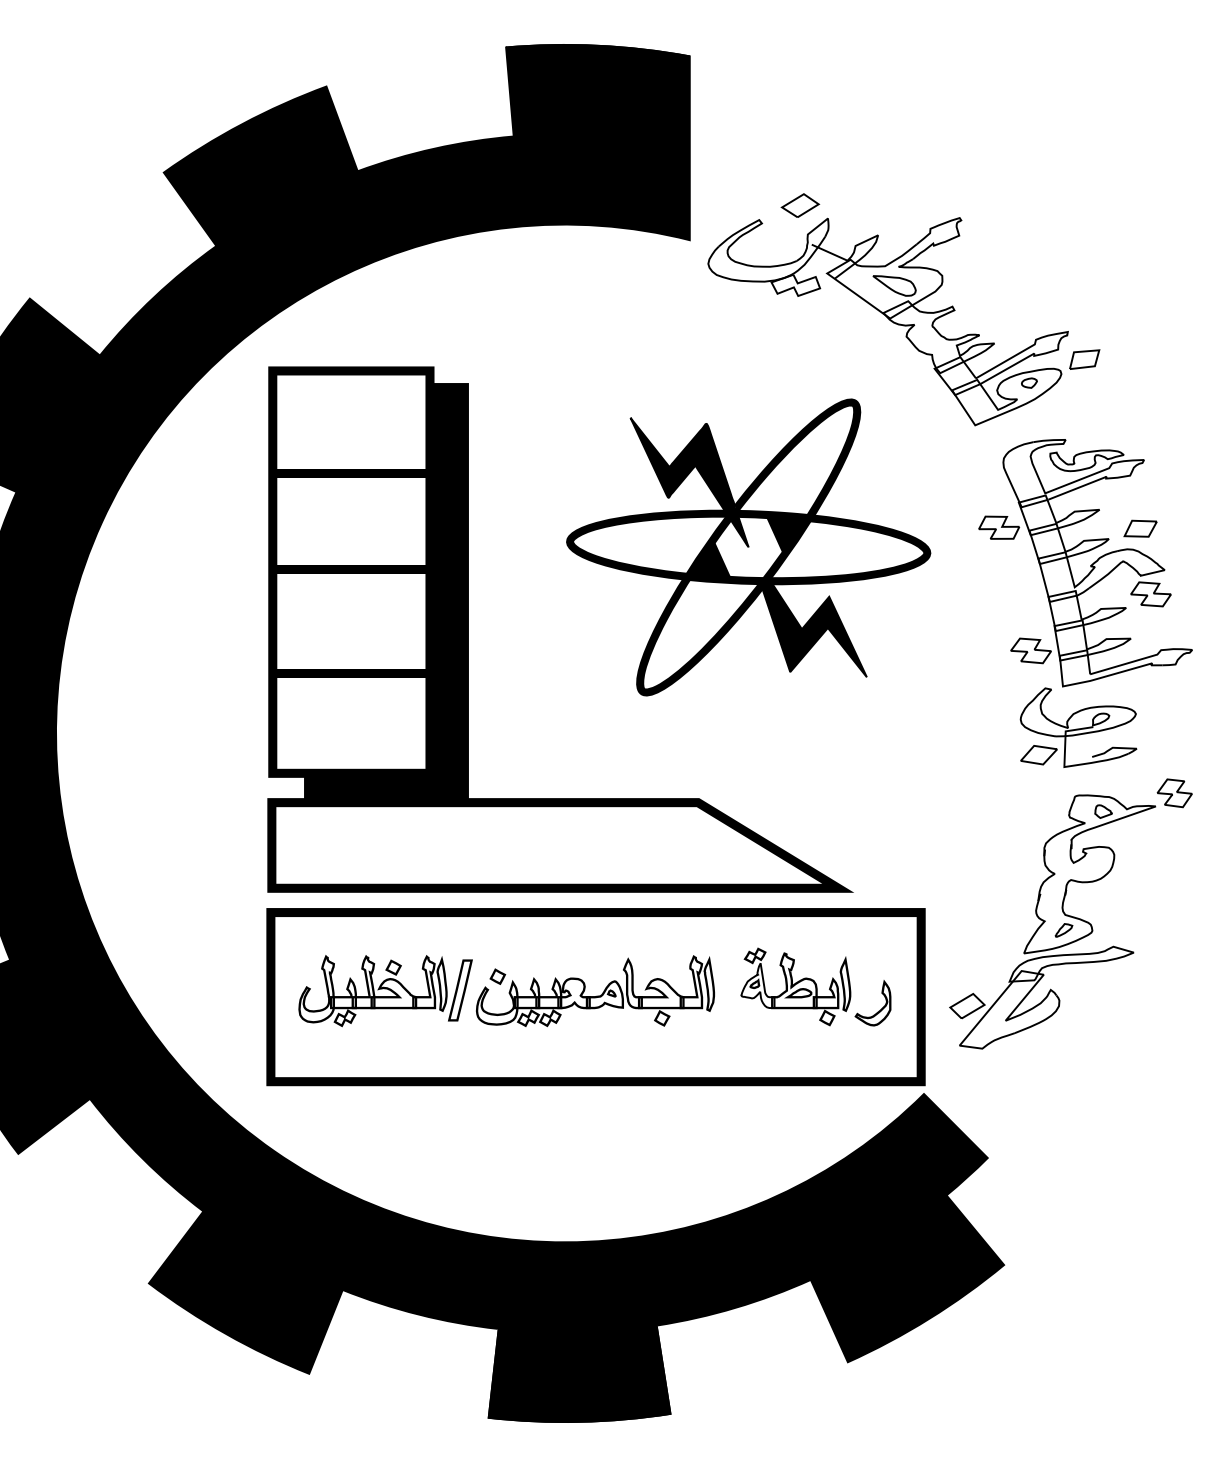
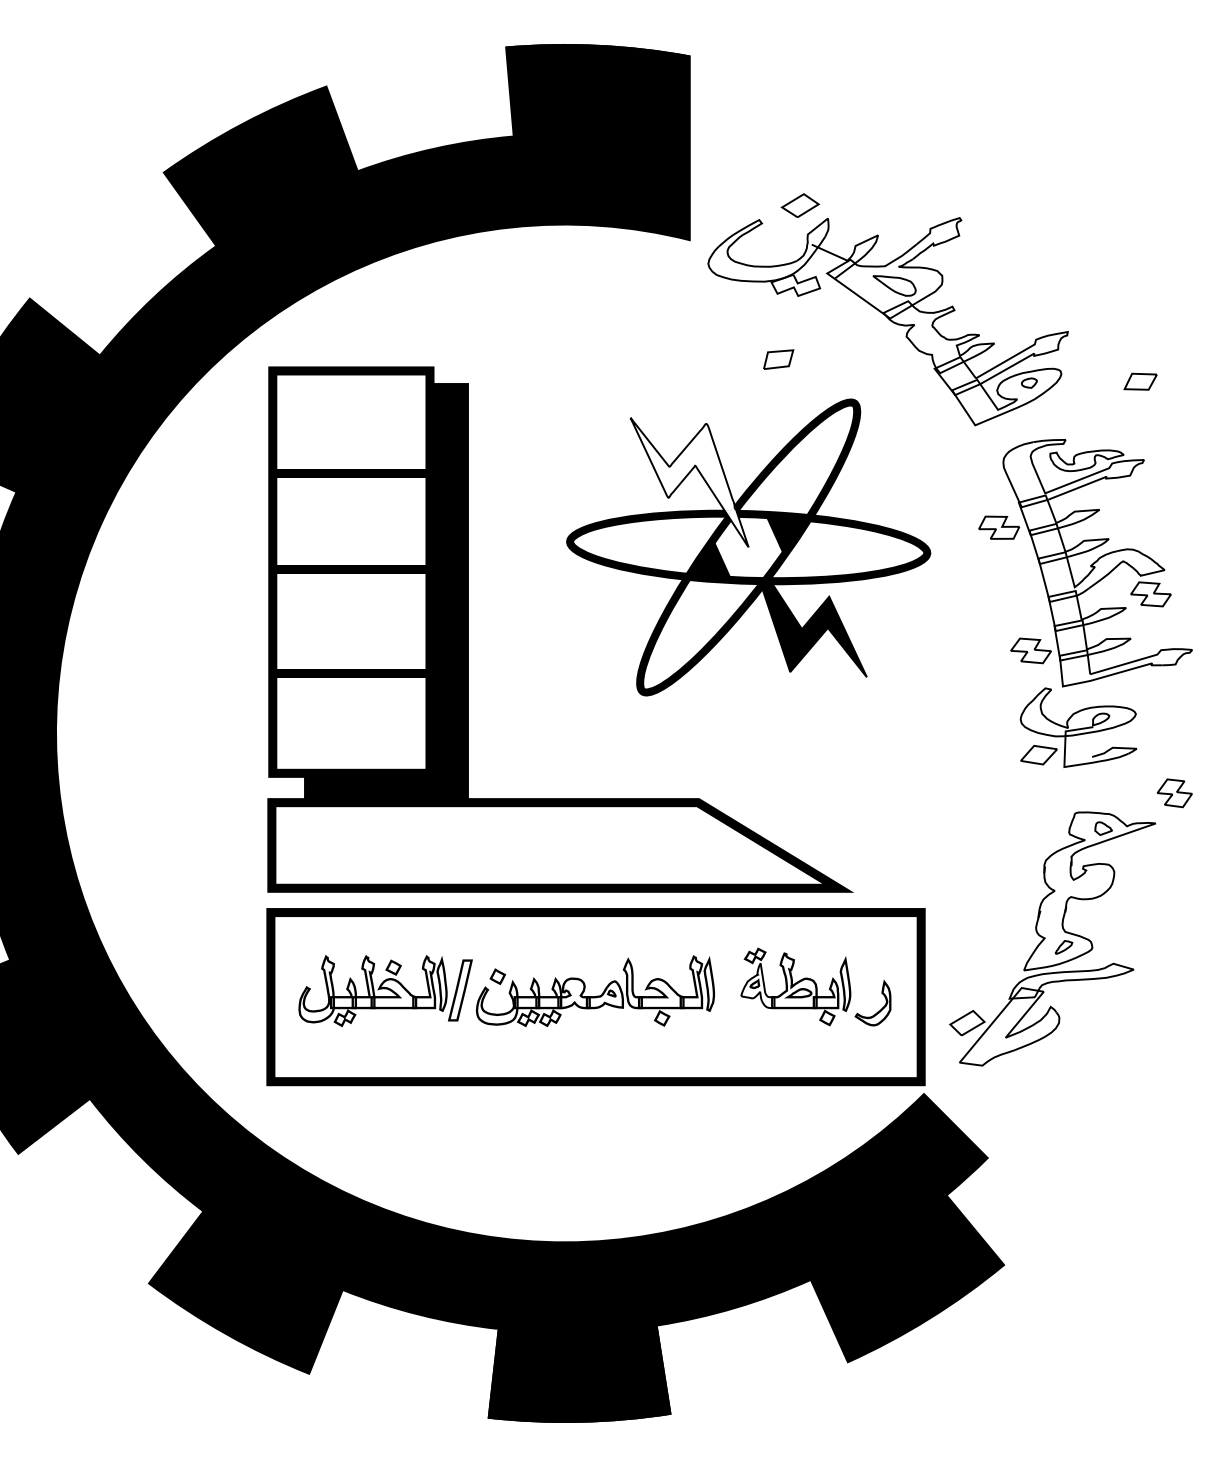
part position: (1084, 359) -> (778, 359) (778, 359)
fill: present -> none (689, 482)
part position: (1140, 528) -> (1140, 381) (1140, 381)
part position: (1052, 921) -> (1052, 938) (1052, 938)
